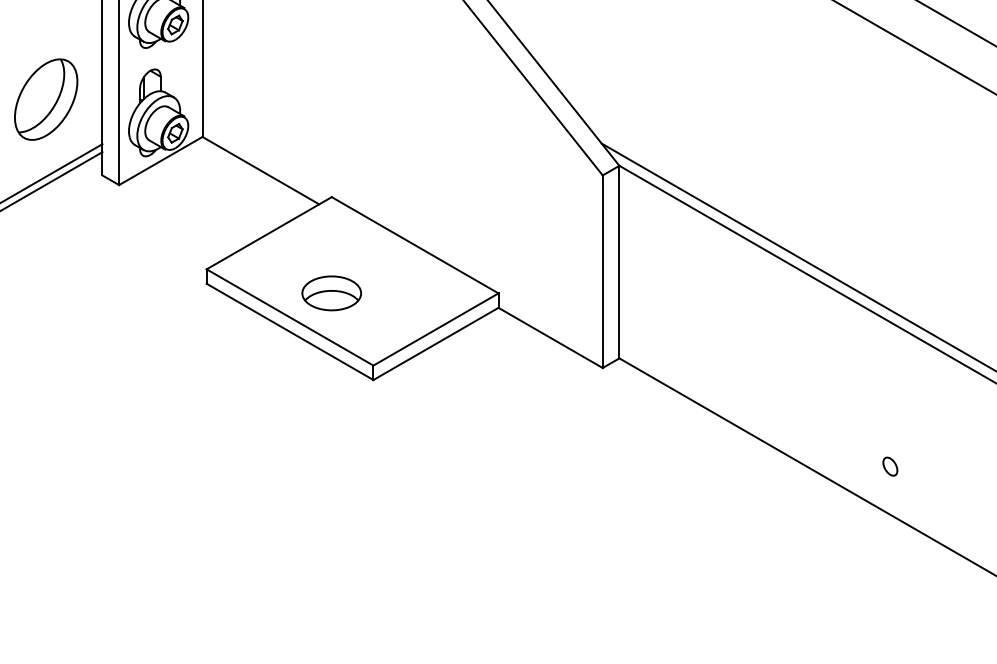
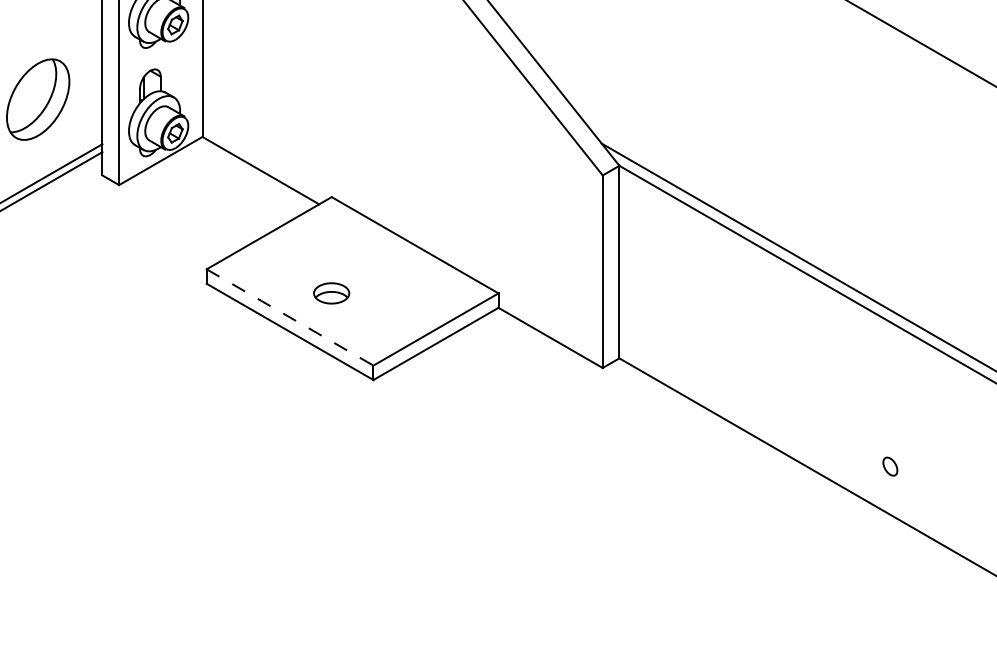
line: present -> none (956, 23)
line position: (914, 47) -> (921, 43) (921, 43)
part position: (46, 99) -> (38, 99) (38, 99)
part size: 61x37 px -> 38x23 px (331, 293)
line: solid -> dashed (290, 317)
